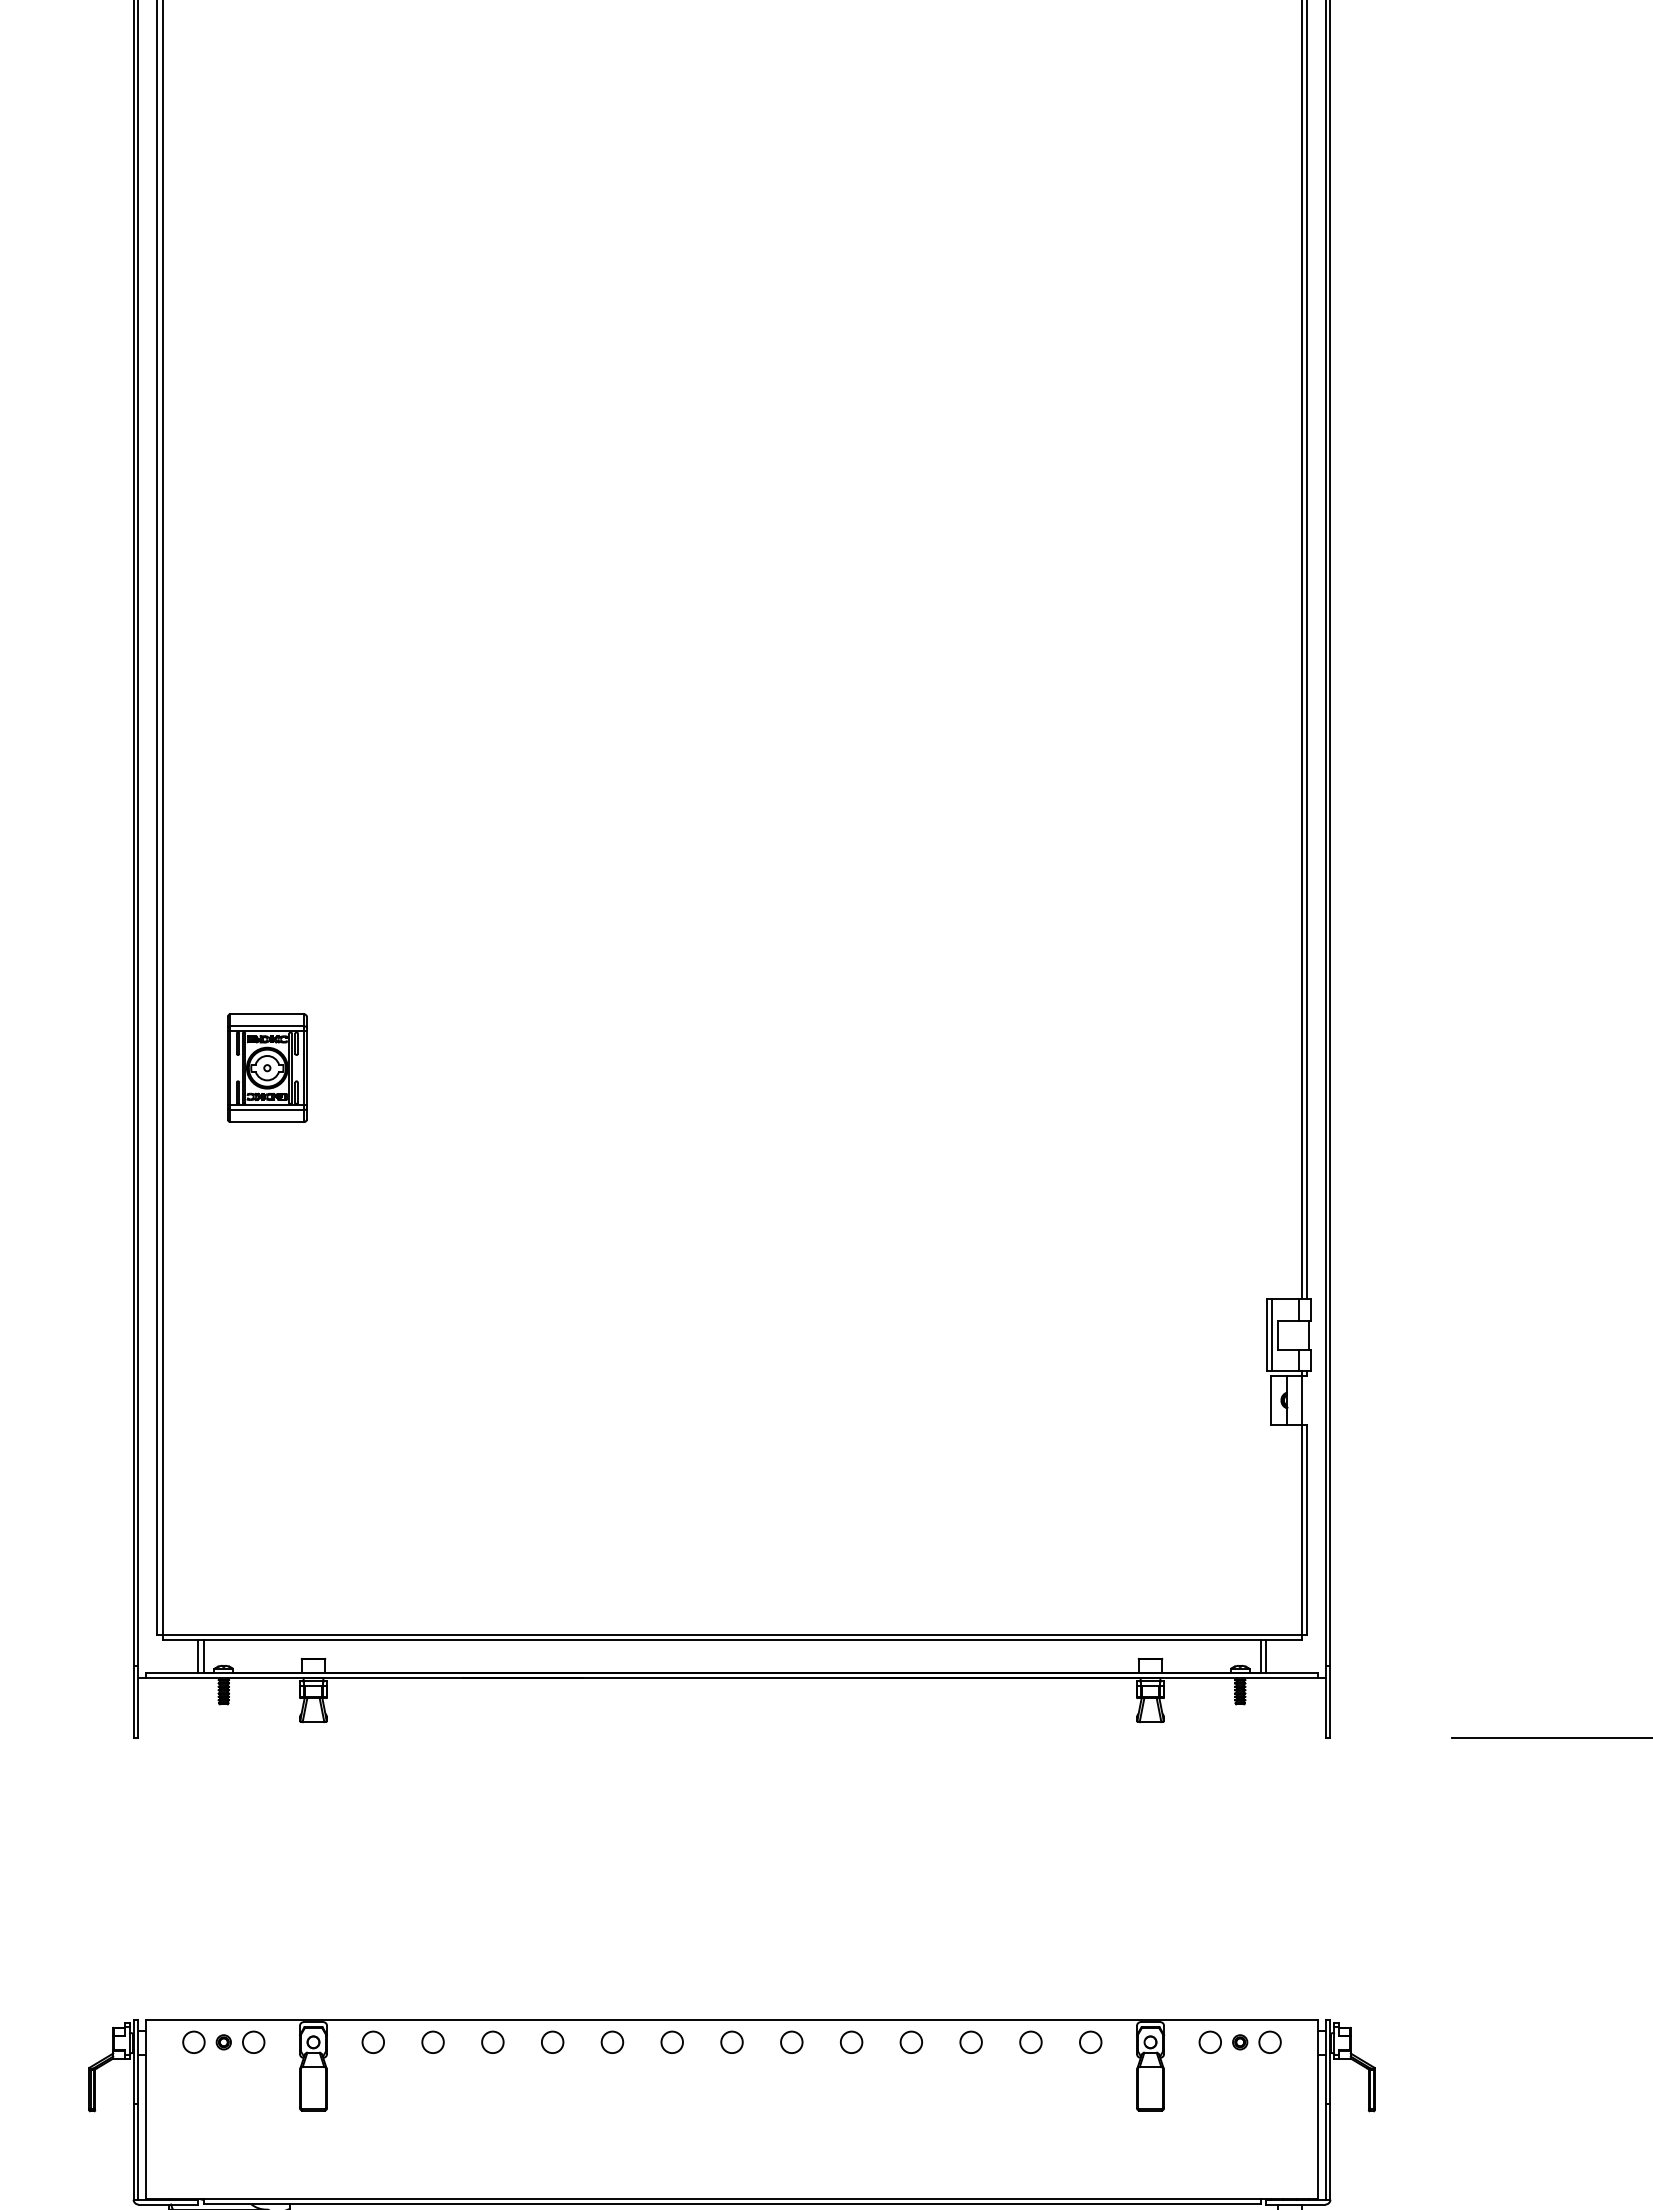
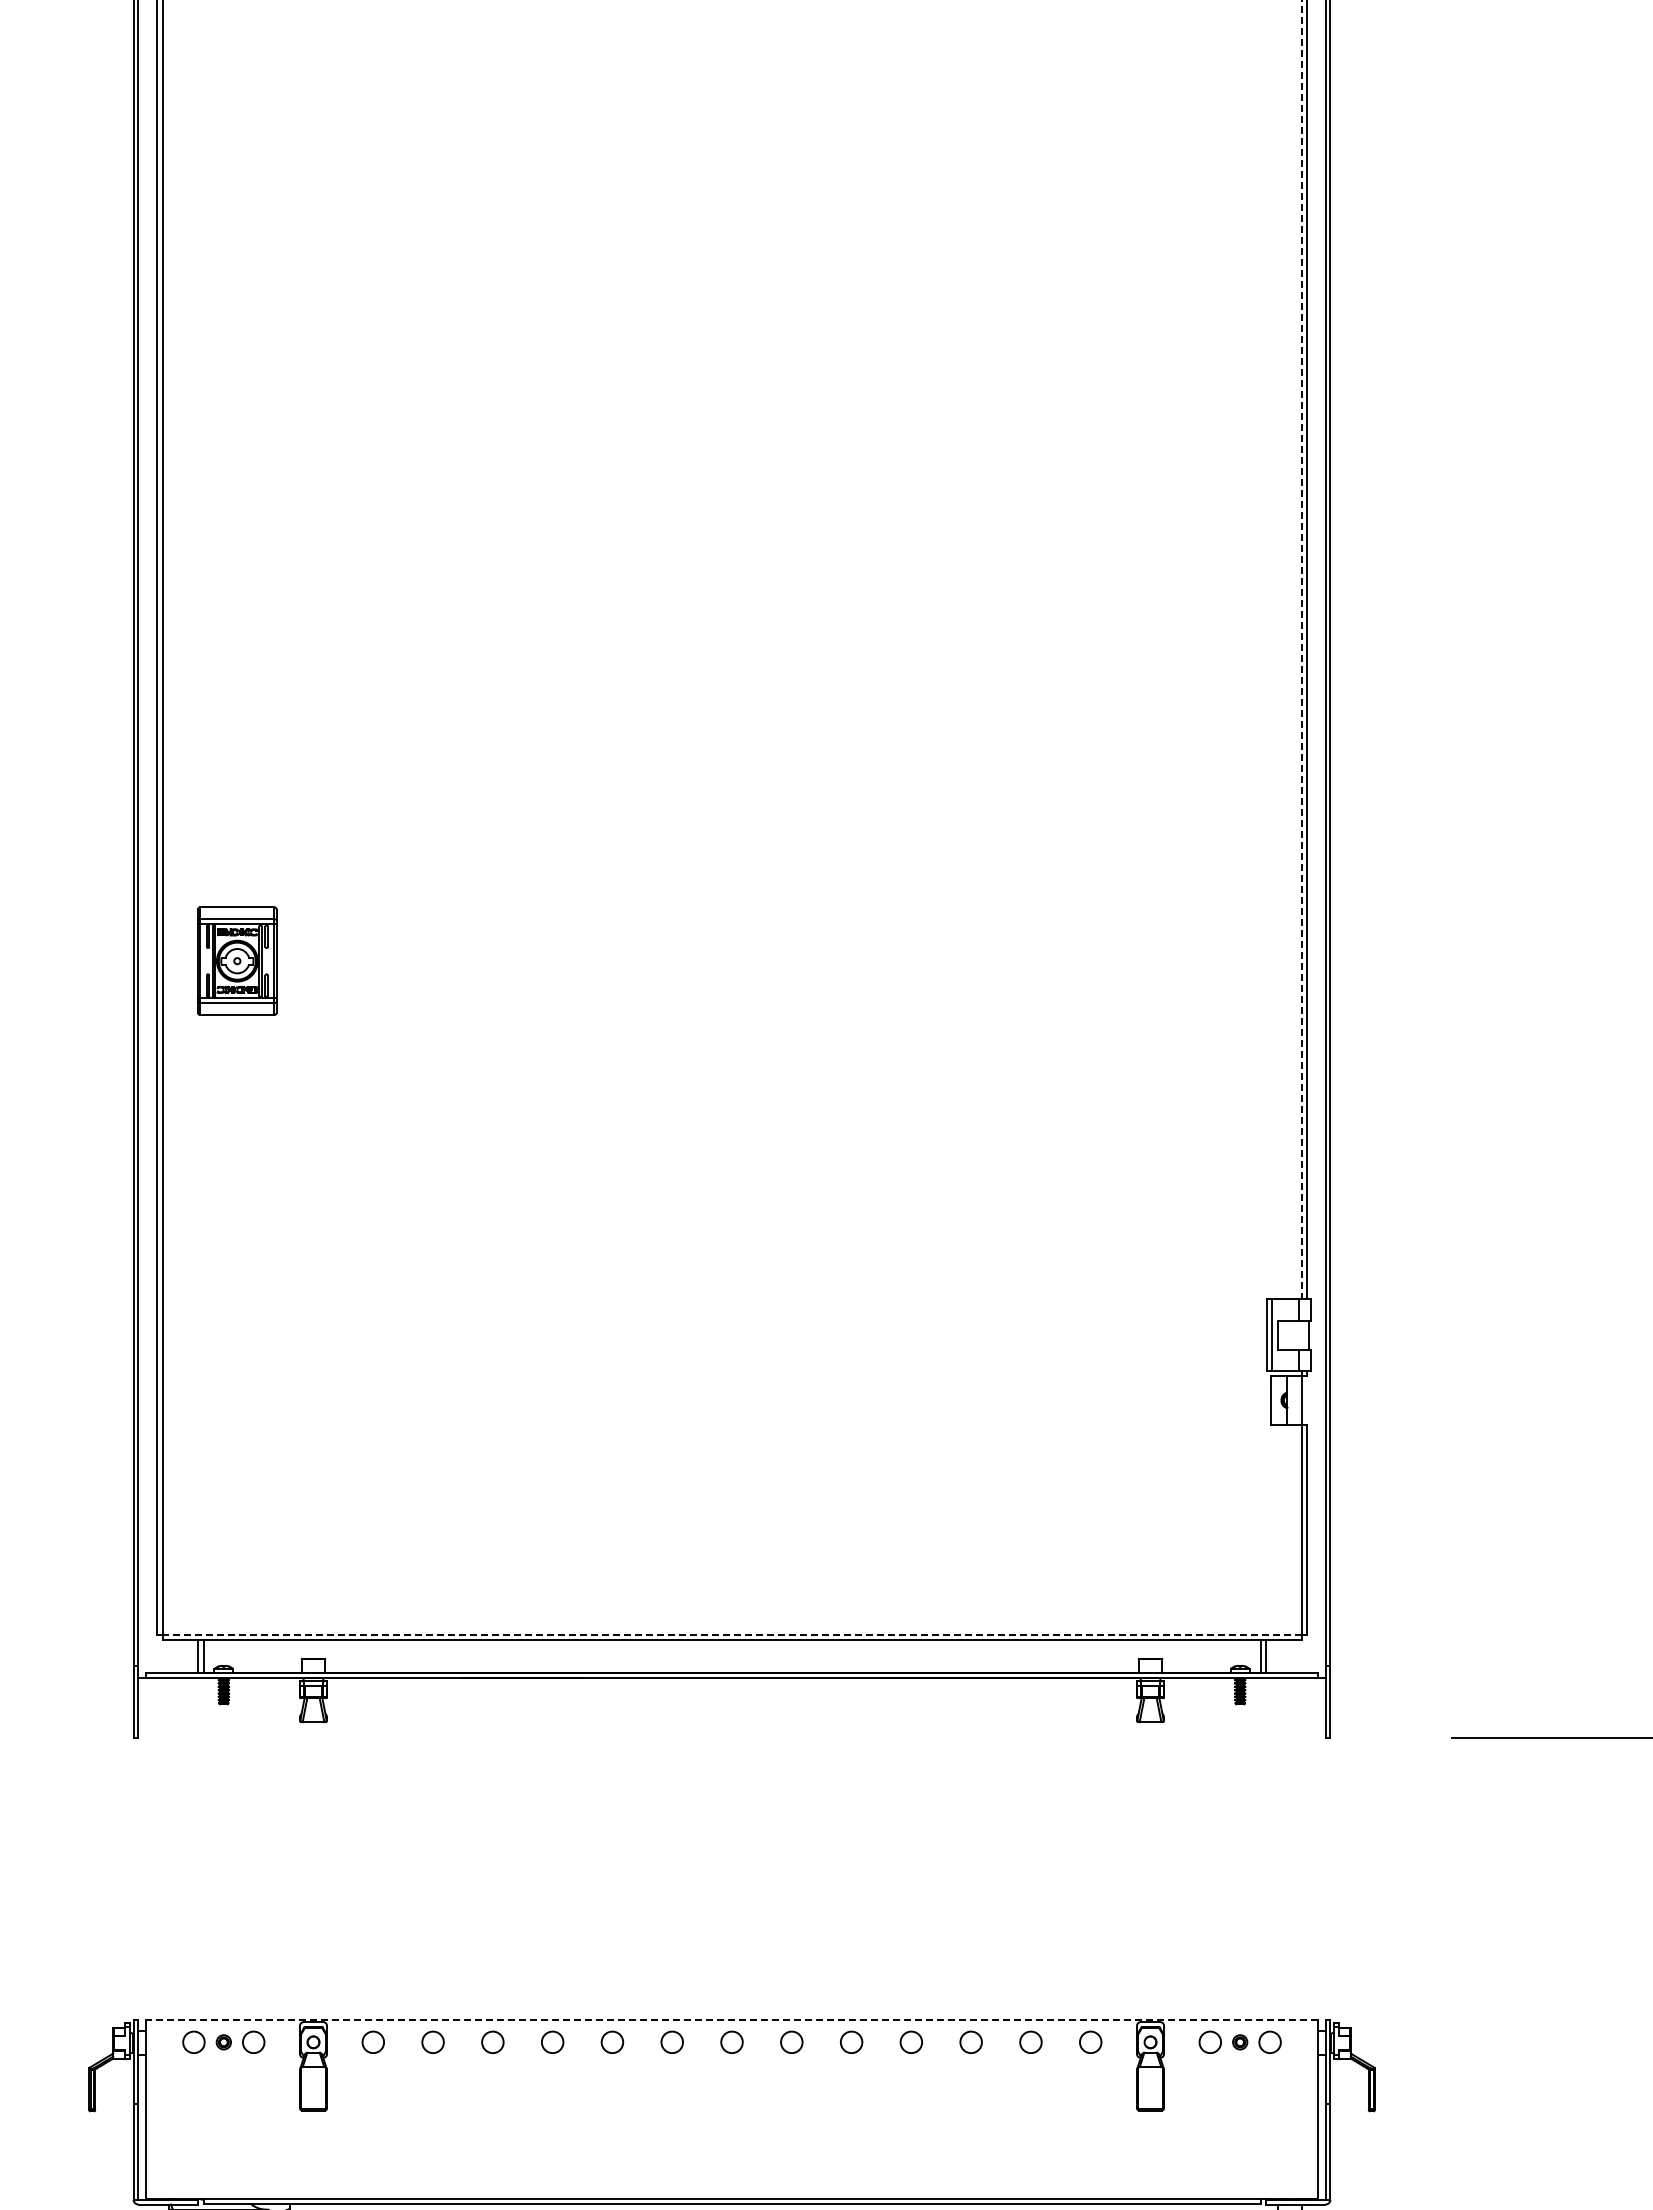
line: solid -> dashed (1301, 650)
part position: (267, 1067) -> (237, 960) (237, 960)
line: solid -> dashed (732, 1635)
line: solid -> dashed (732, 2019)
